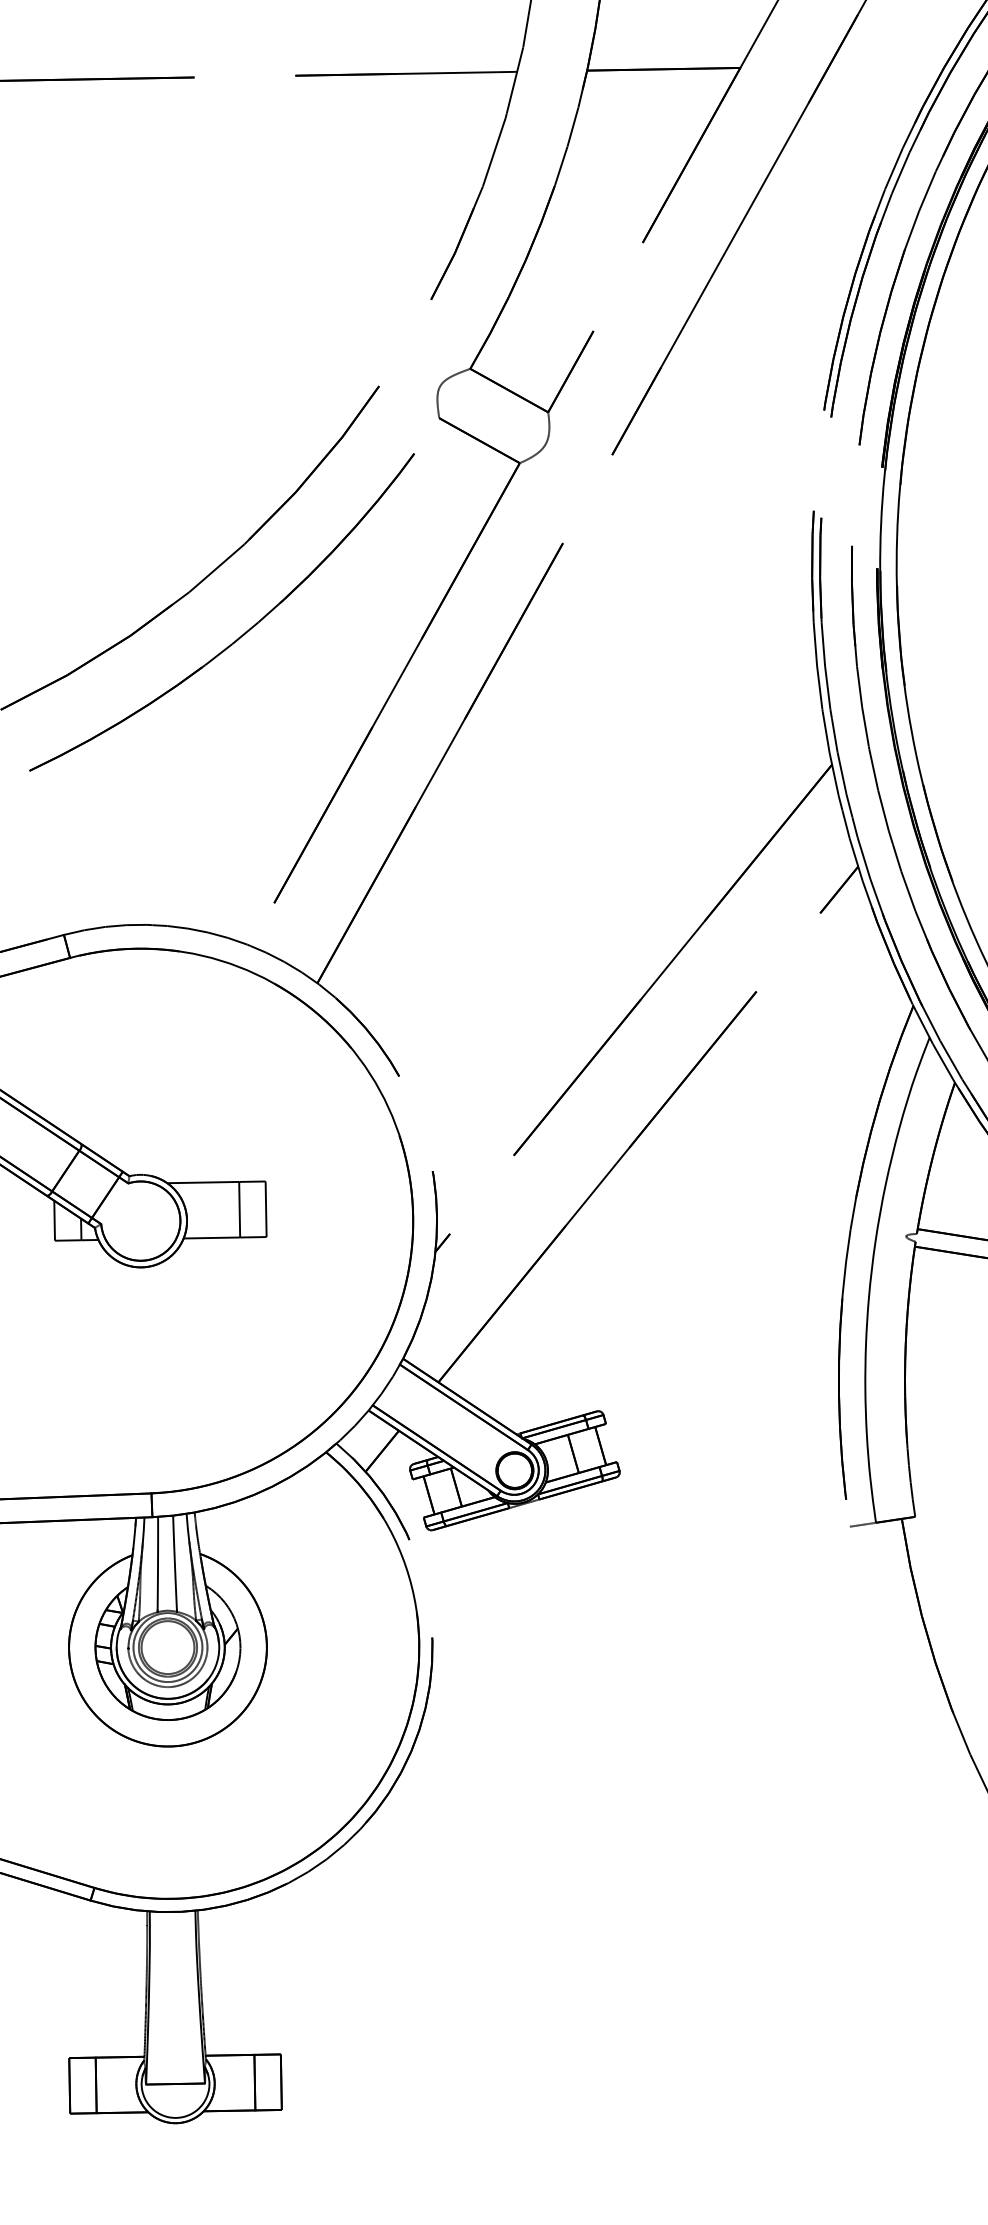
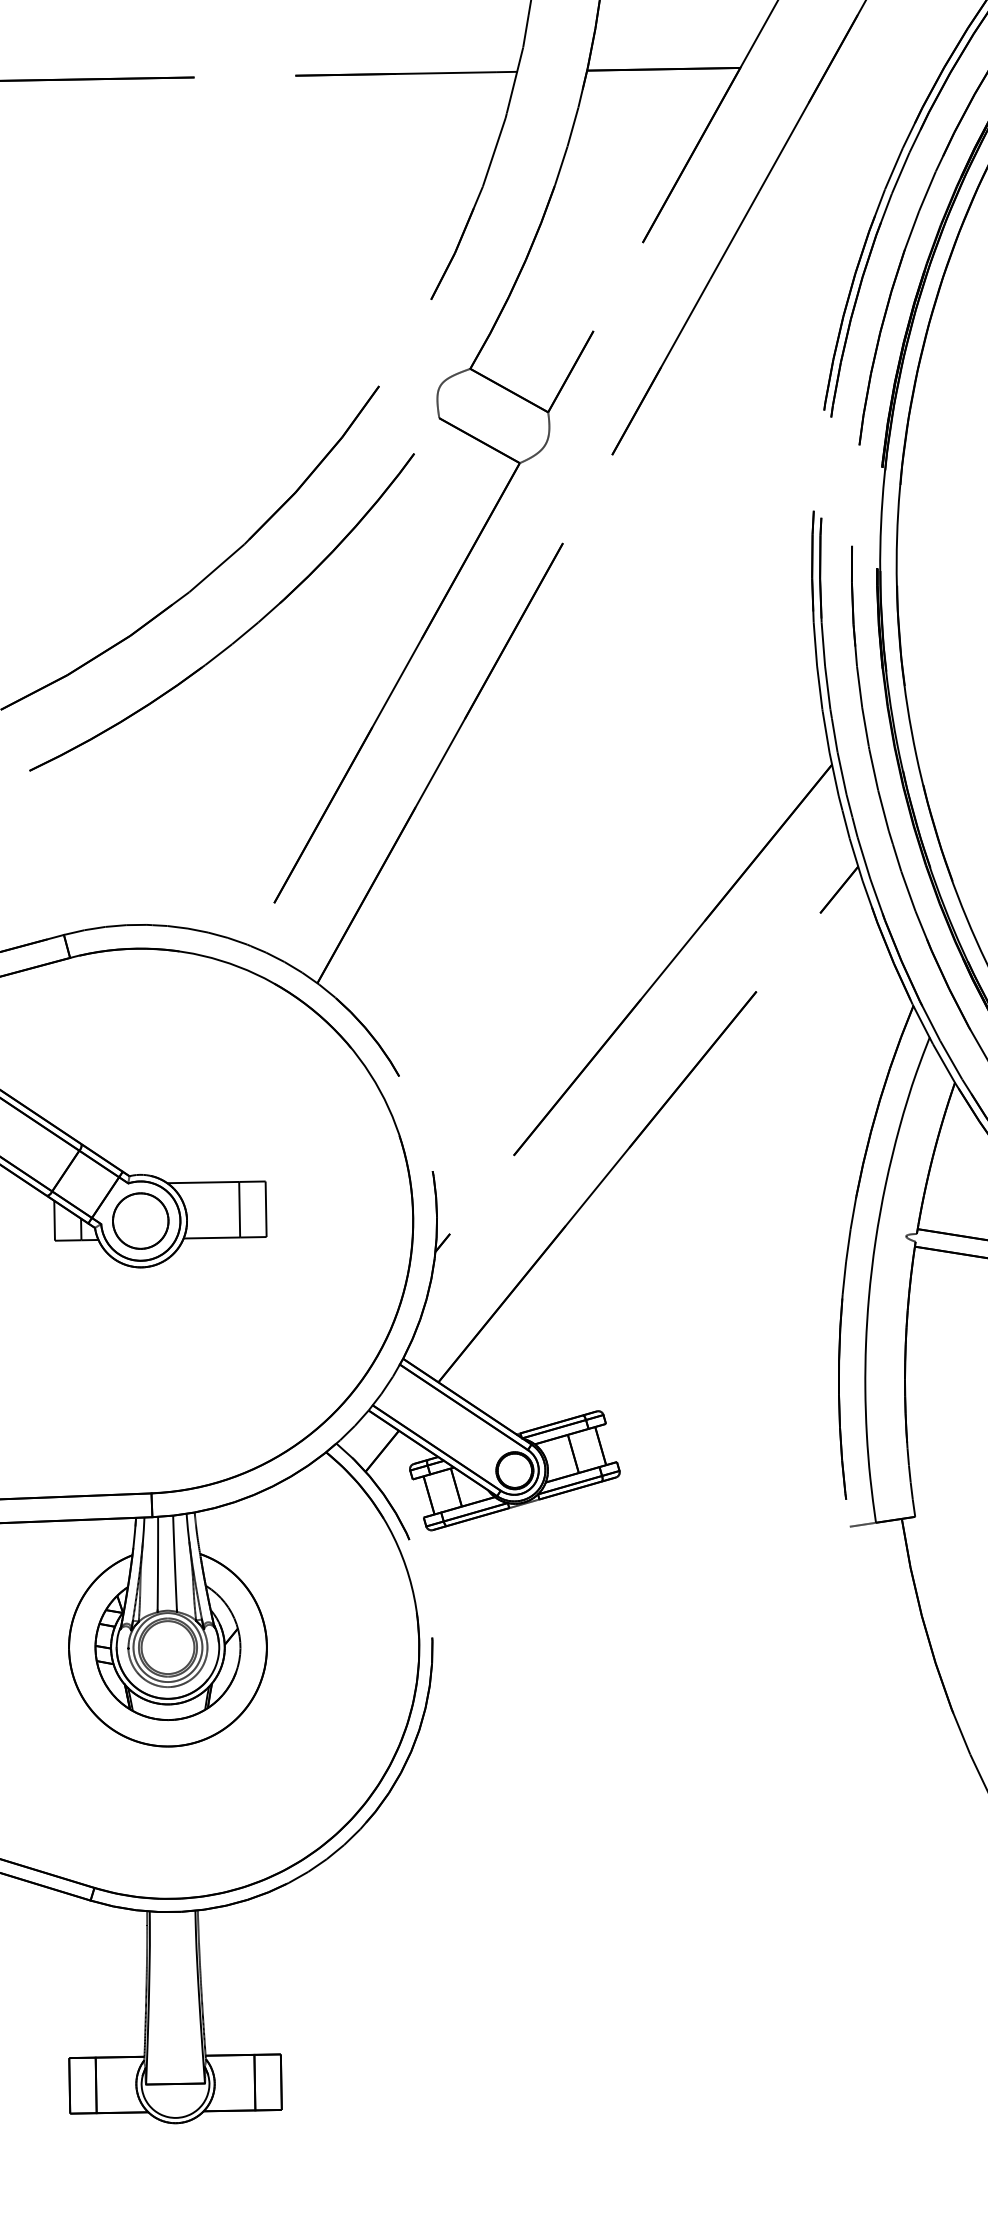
circle: none -> present (140, 1220)
